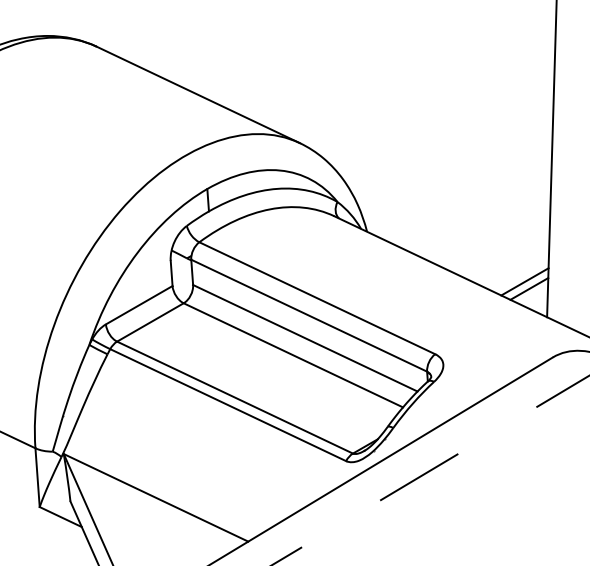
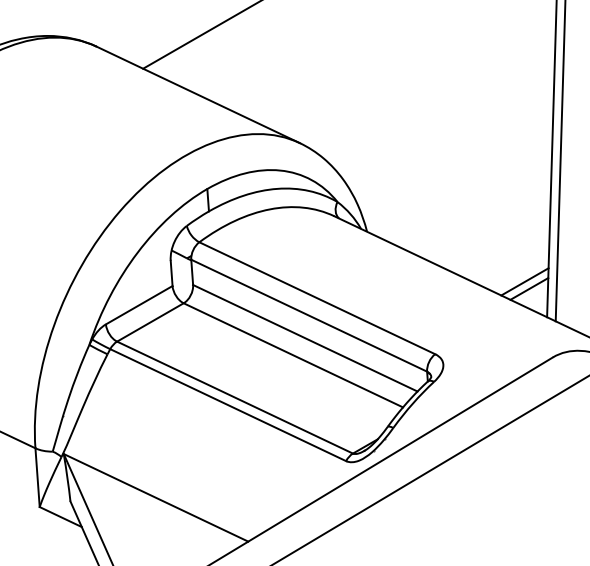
line: none -> present (200, 35)
line: none -> present (560, 161)
line: dashed -> solid (430, 470)
